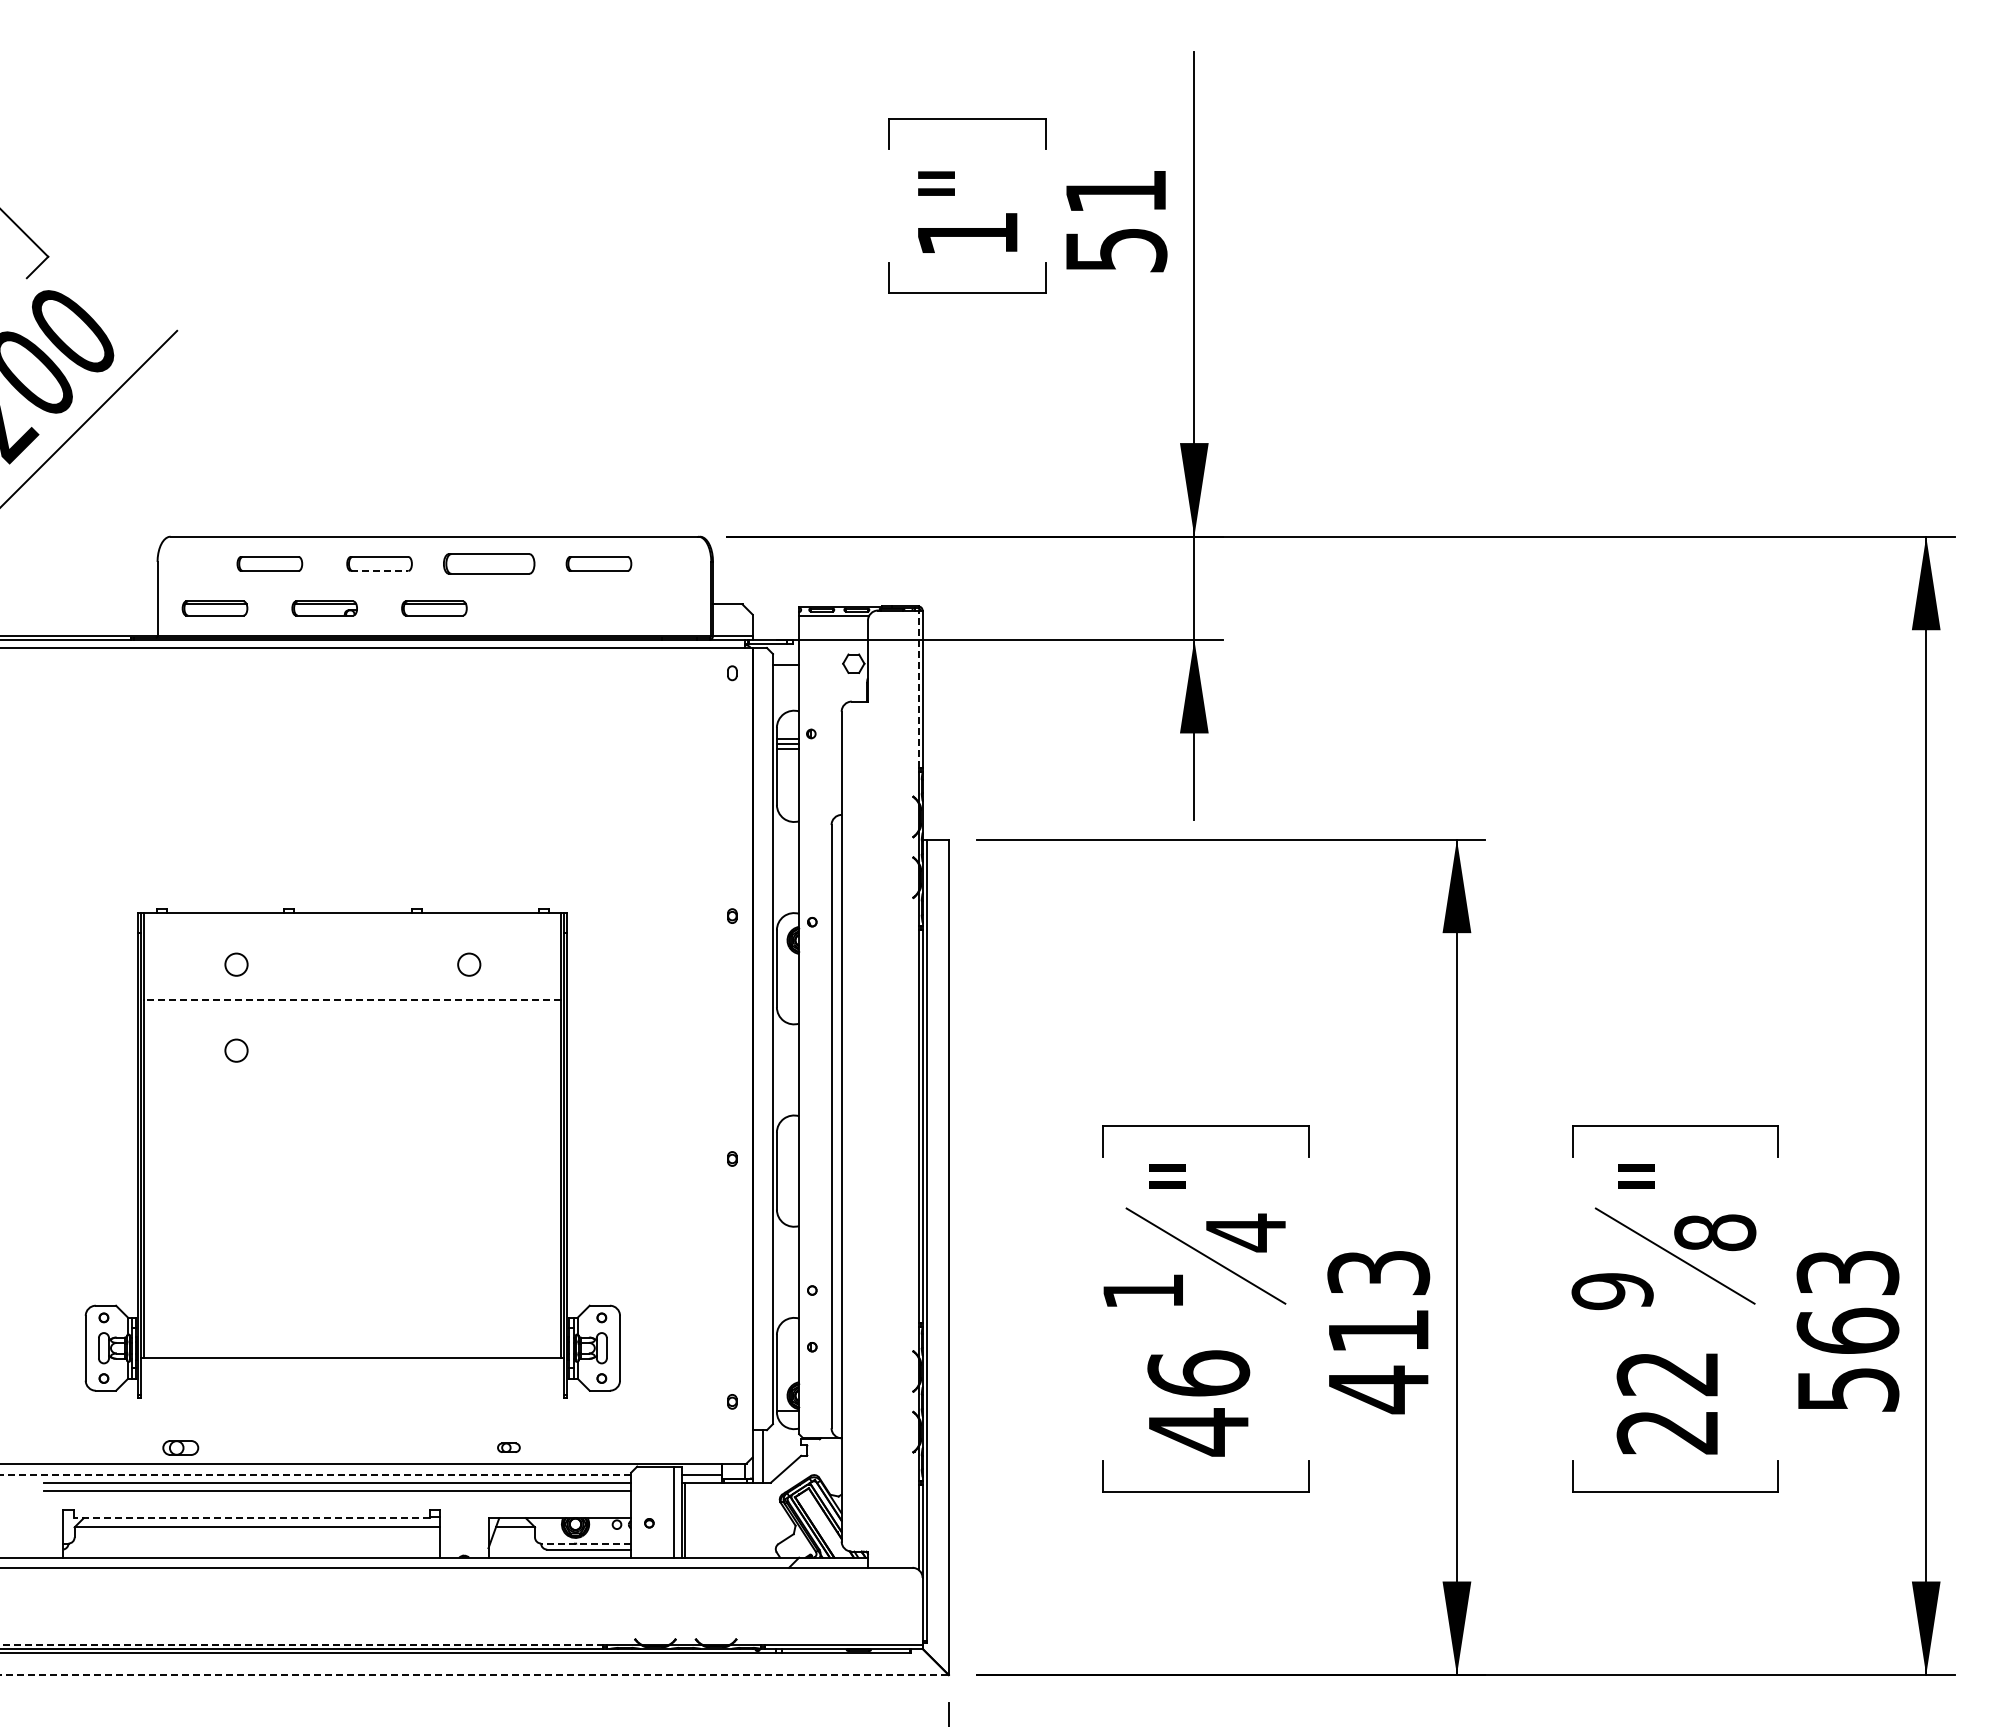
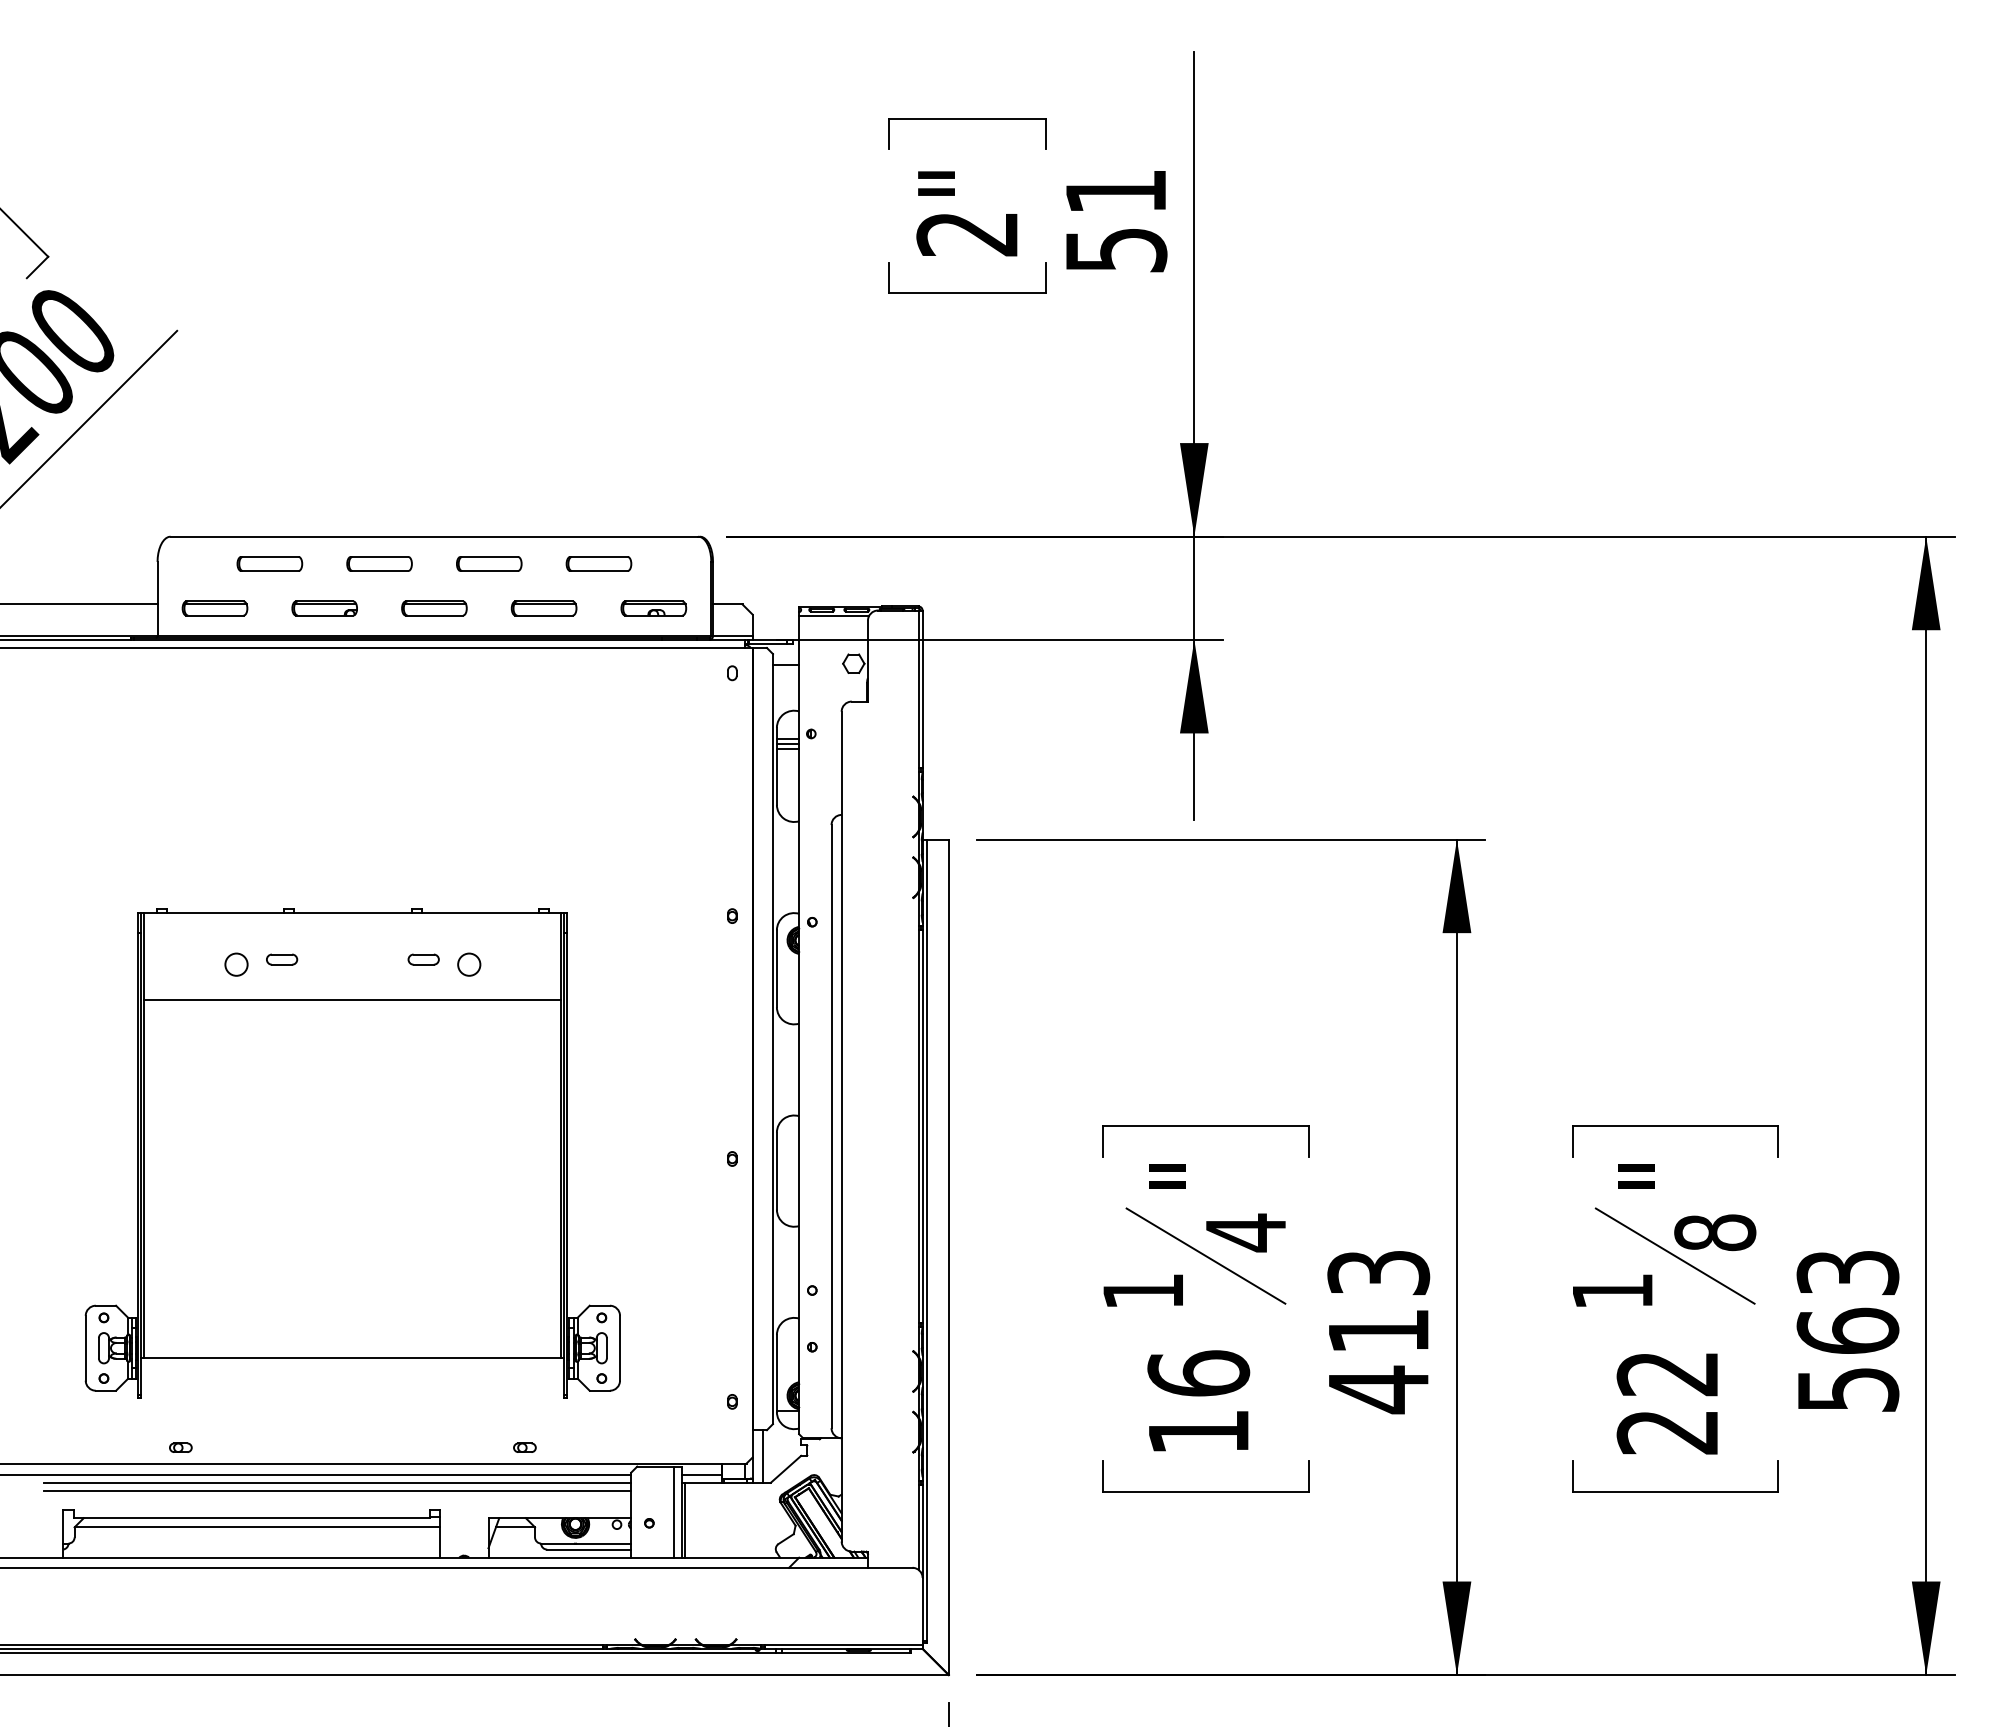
text: 1" -> 2" (966, 234)
part size: 93x22 px -> 67x16 px (489, 563)
line: dashed -> solid (379, 571)
line: none -> present (79, 604)
part: none -> present (543, 608)
part: none -> present (653, 608)
line: dashed -> solid (918, 689)
part: none -> present (282, 959)
part: none -> present (423, 959)
line: dashed -> solid (352, 1000)
circle: present -> none (236, 1050)
text: 9 -> 1 (1612, 1291)
text: 46 -> 16 (1198, 1432)
part size: 38x16 px -> 24x11 px (180, 1447)
part position: (508, 1447) -> (524, 1447) (524, 1447)
line: dashed -> solid (315, 1474)
line: dashed -> solid (251, 1518)
line: dashed -> solid (585, 1543)
line: dashed -> solid (302, 1644)
line: dashed -> solid (474, 1675)
